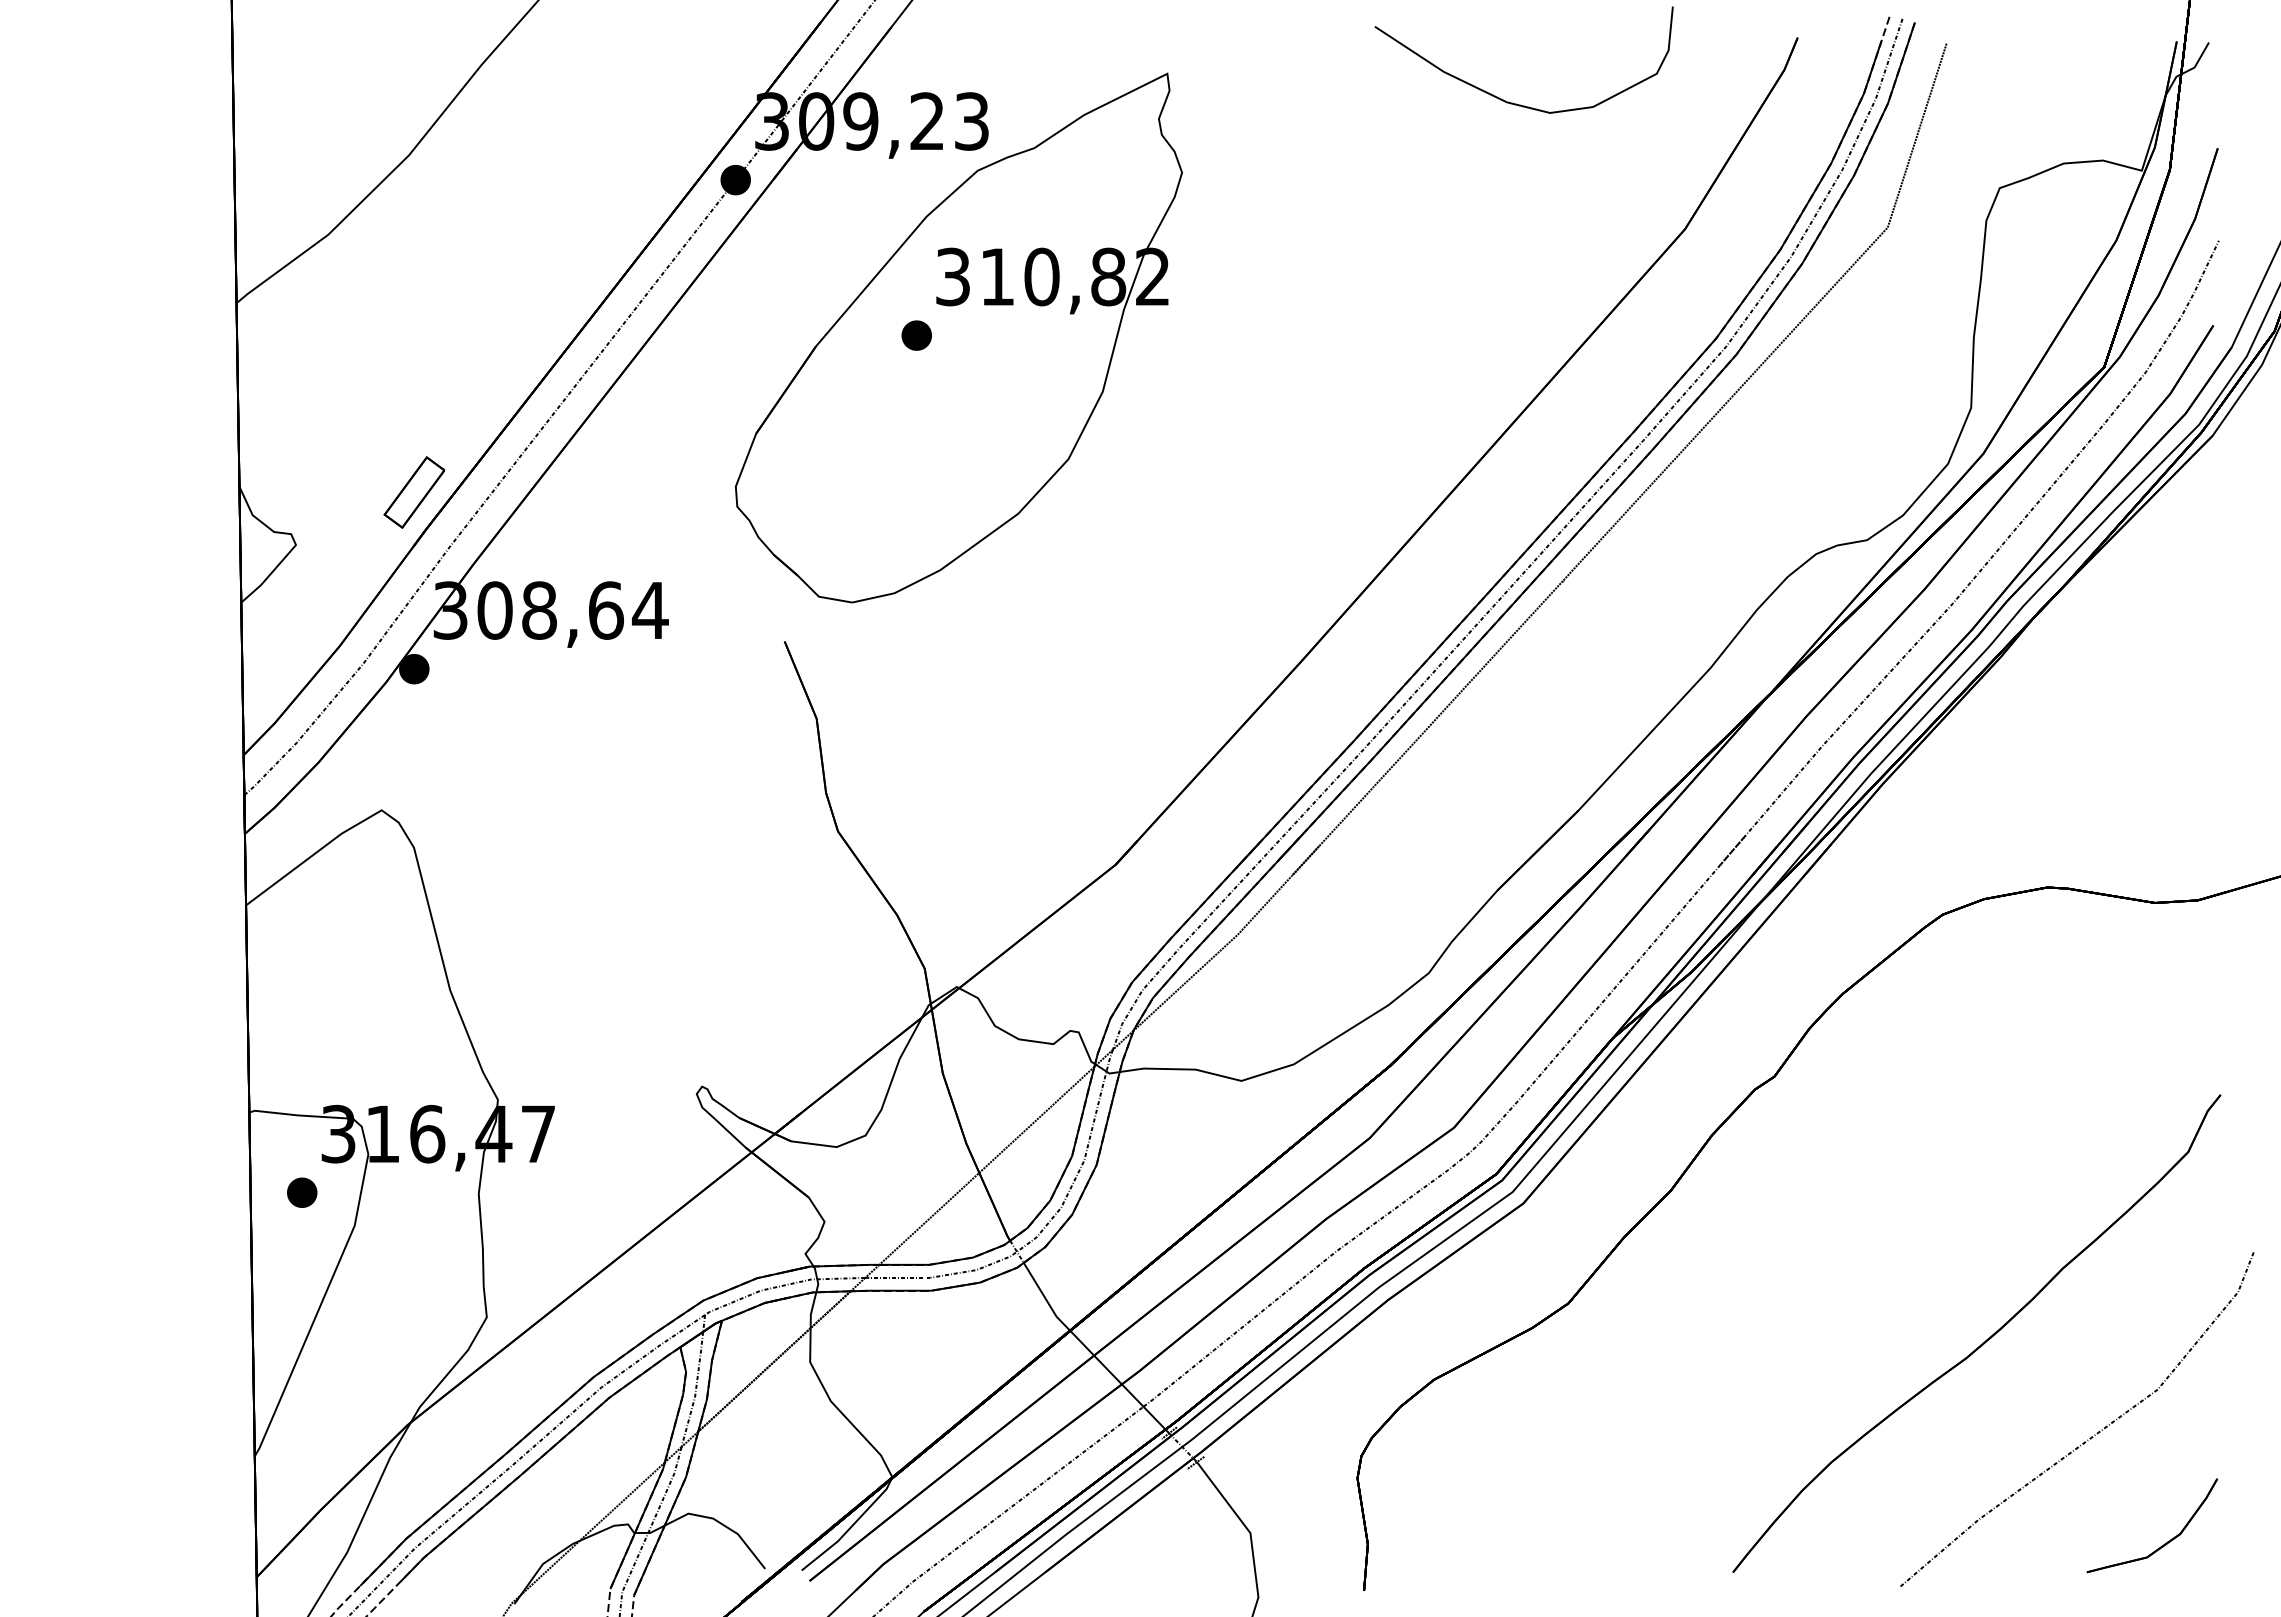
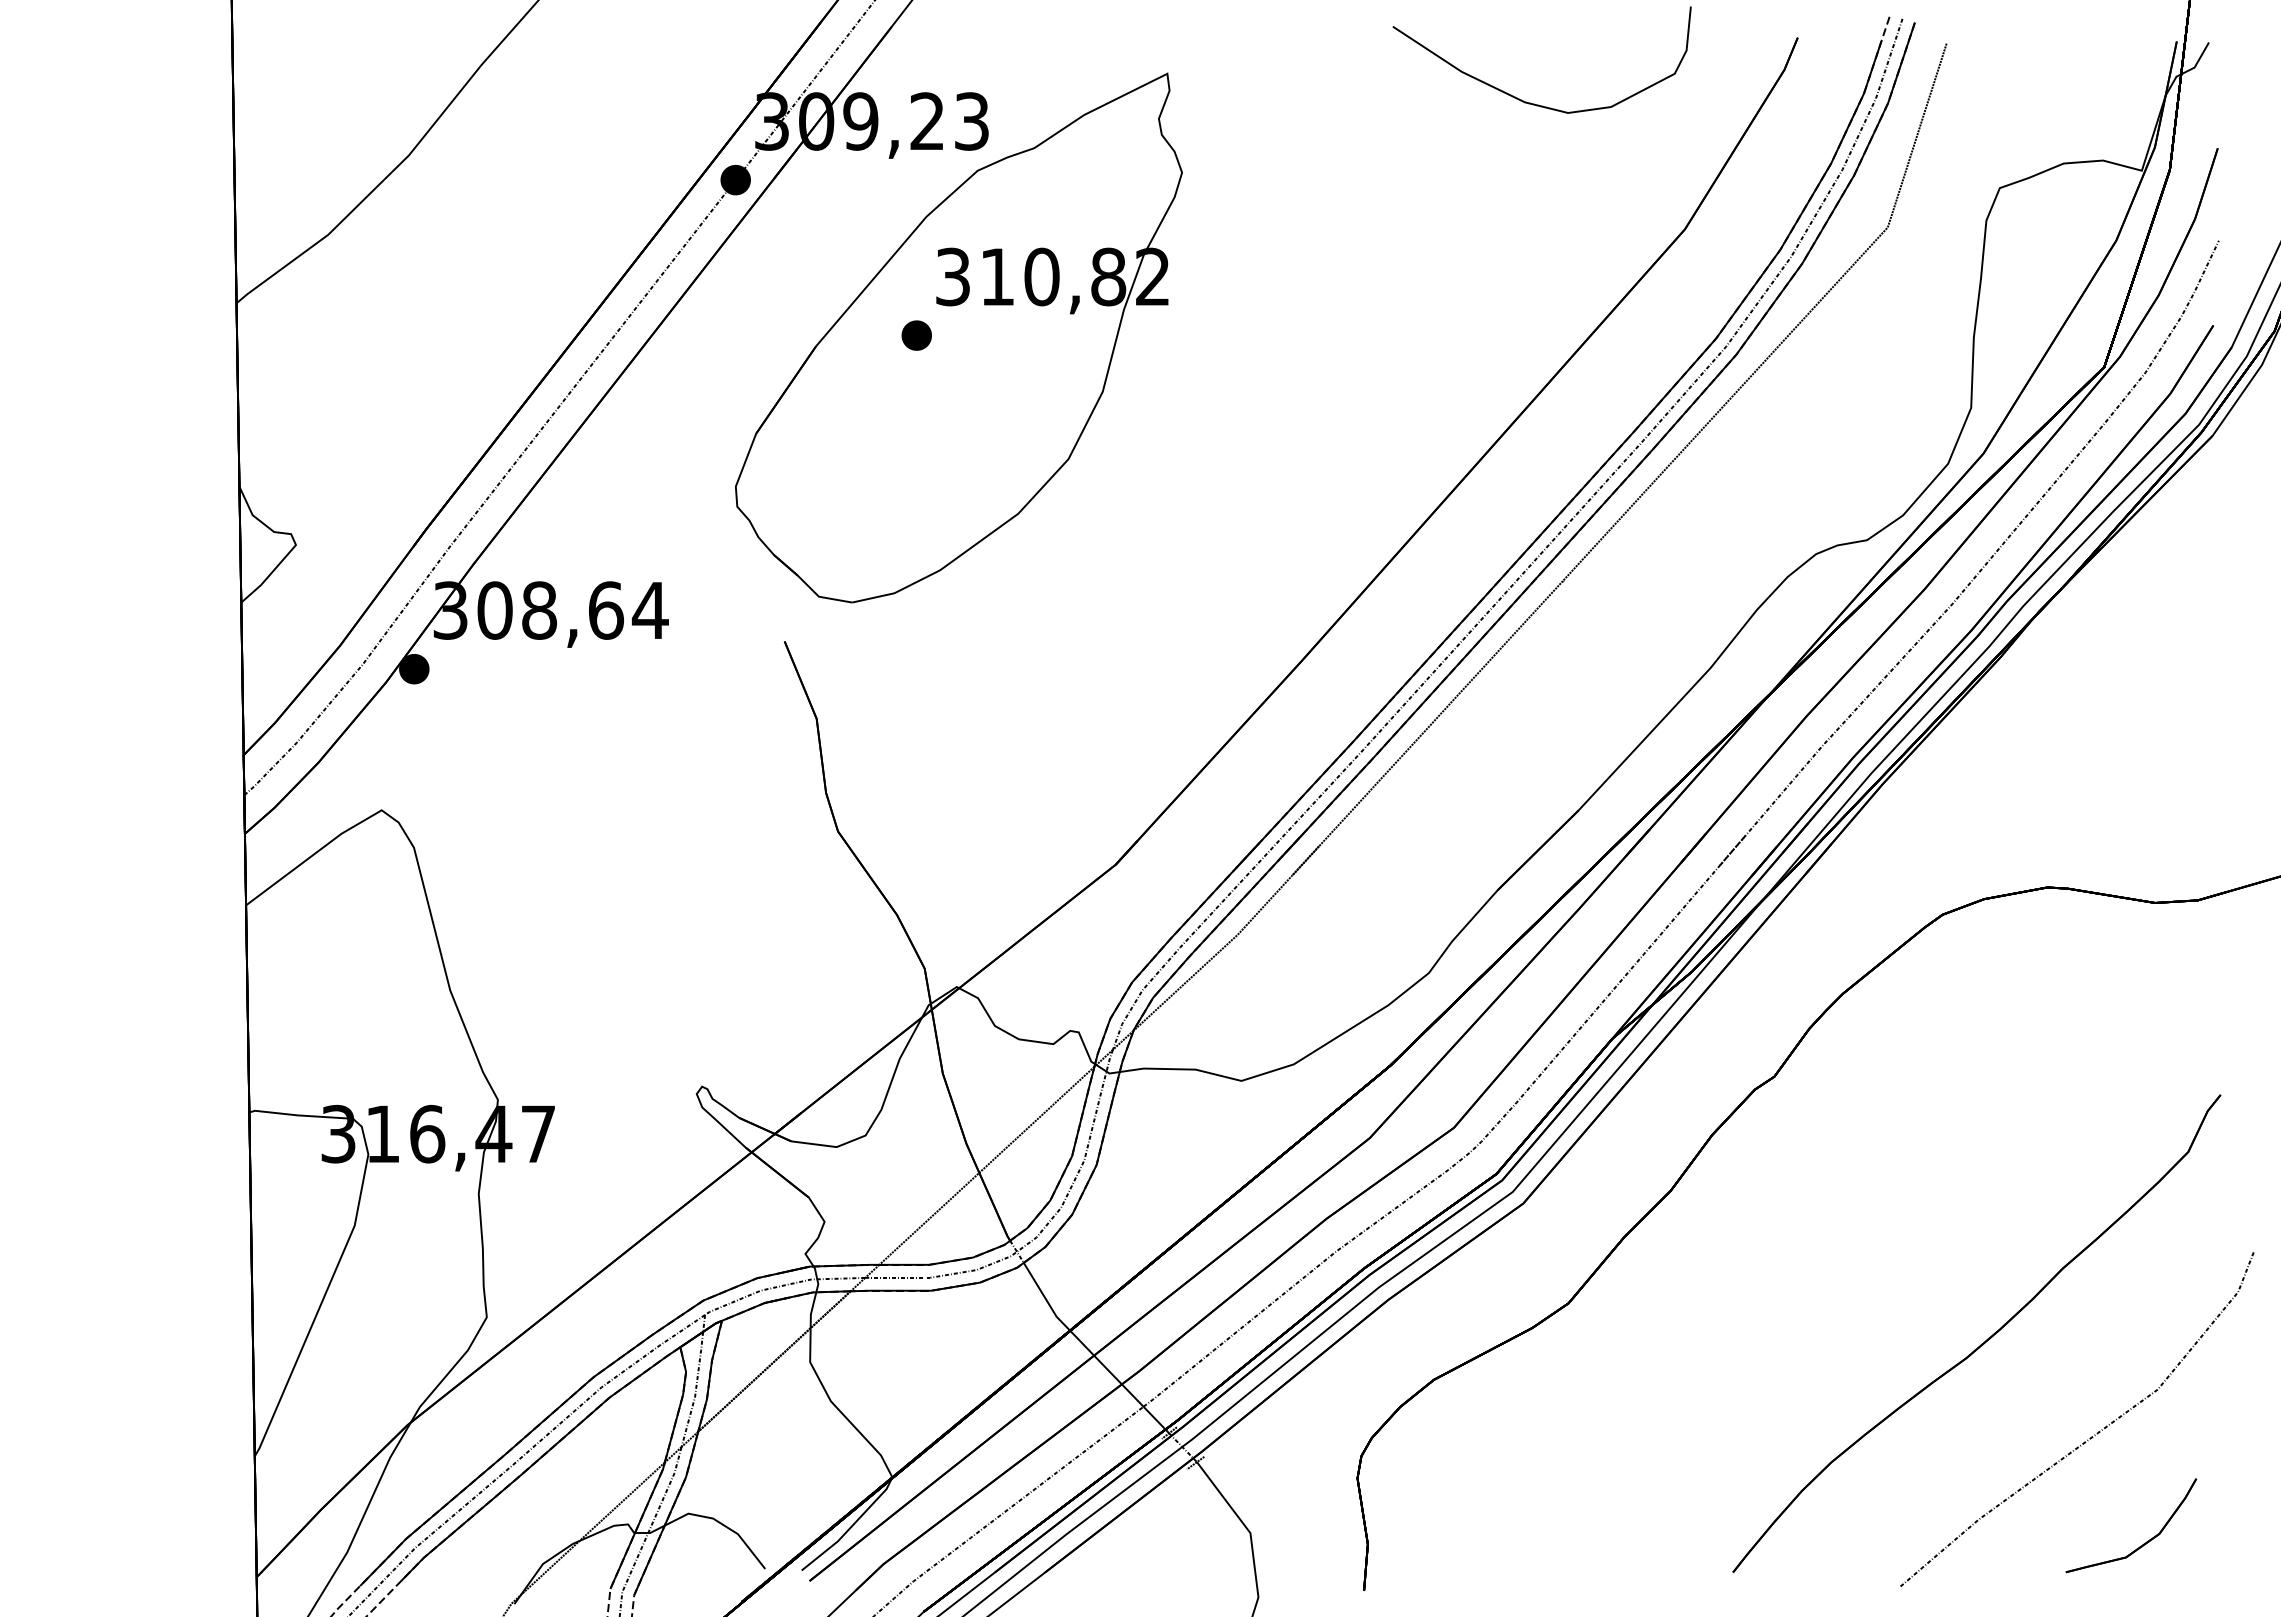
part position: (1512, 102) -> (1530, 102) (1530, 102)
part: present -> none (413, 492)
part: present -> none (302, 1192)
part position: (2164, 1543) -> (2143, 1543) (2143, 1543)
